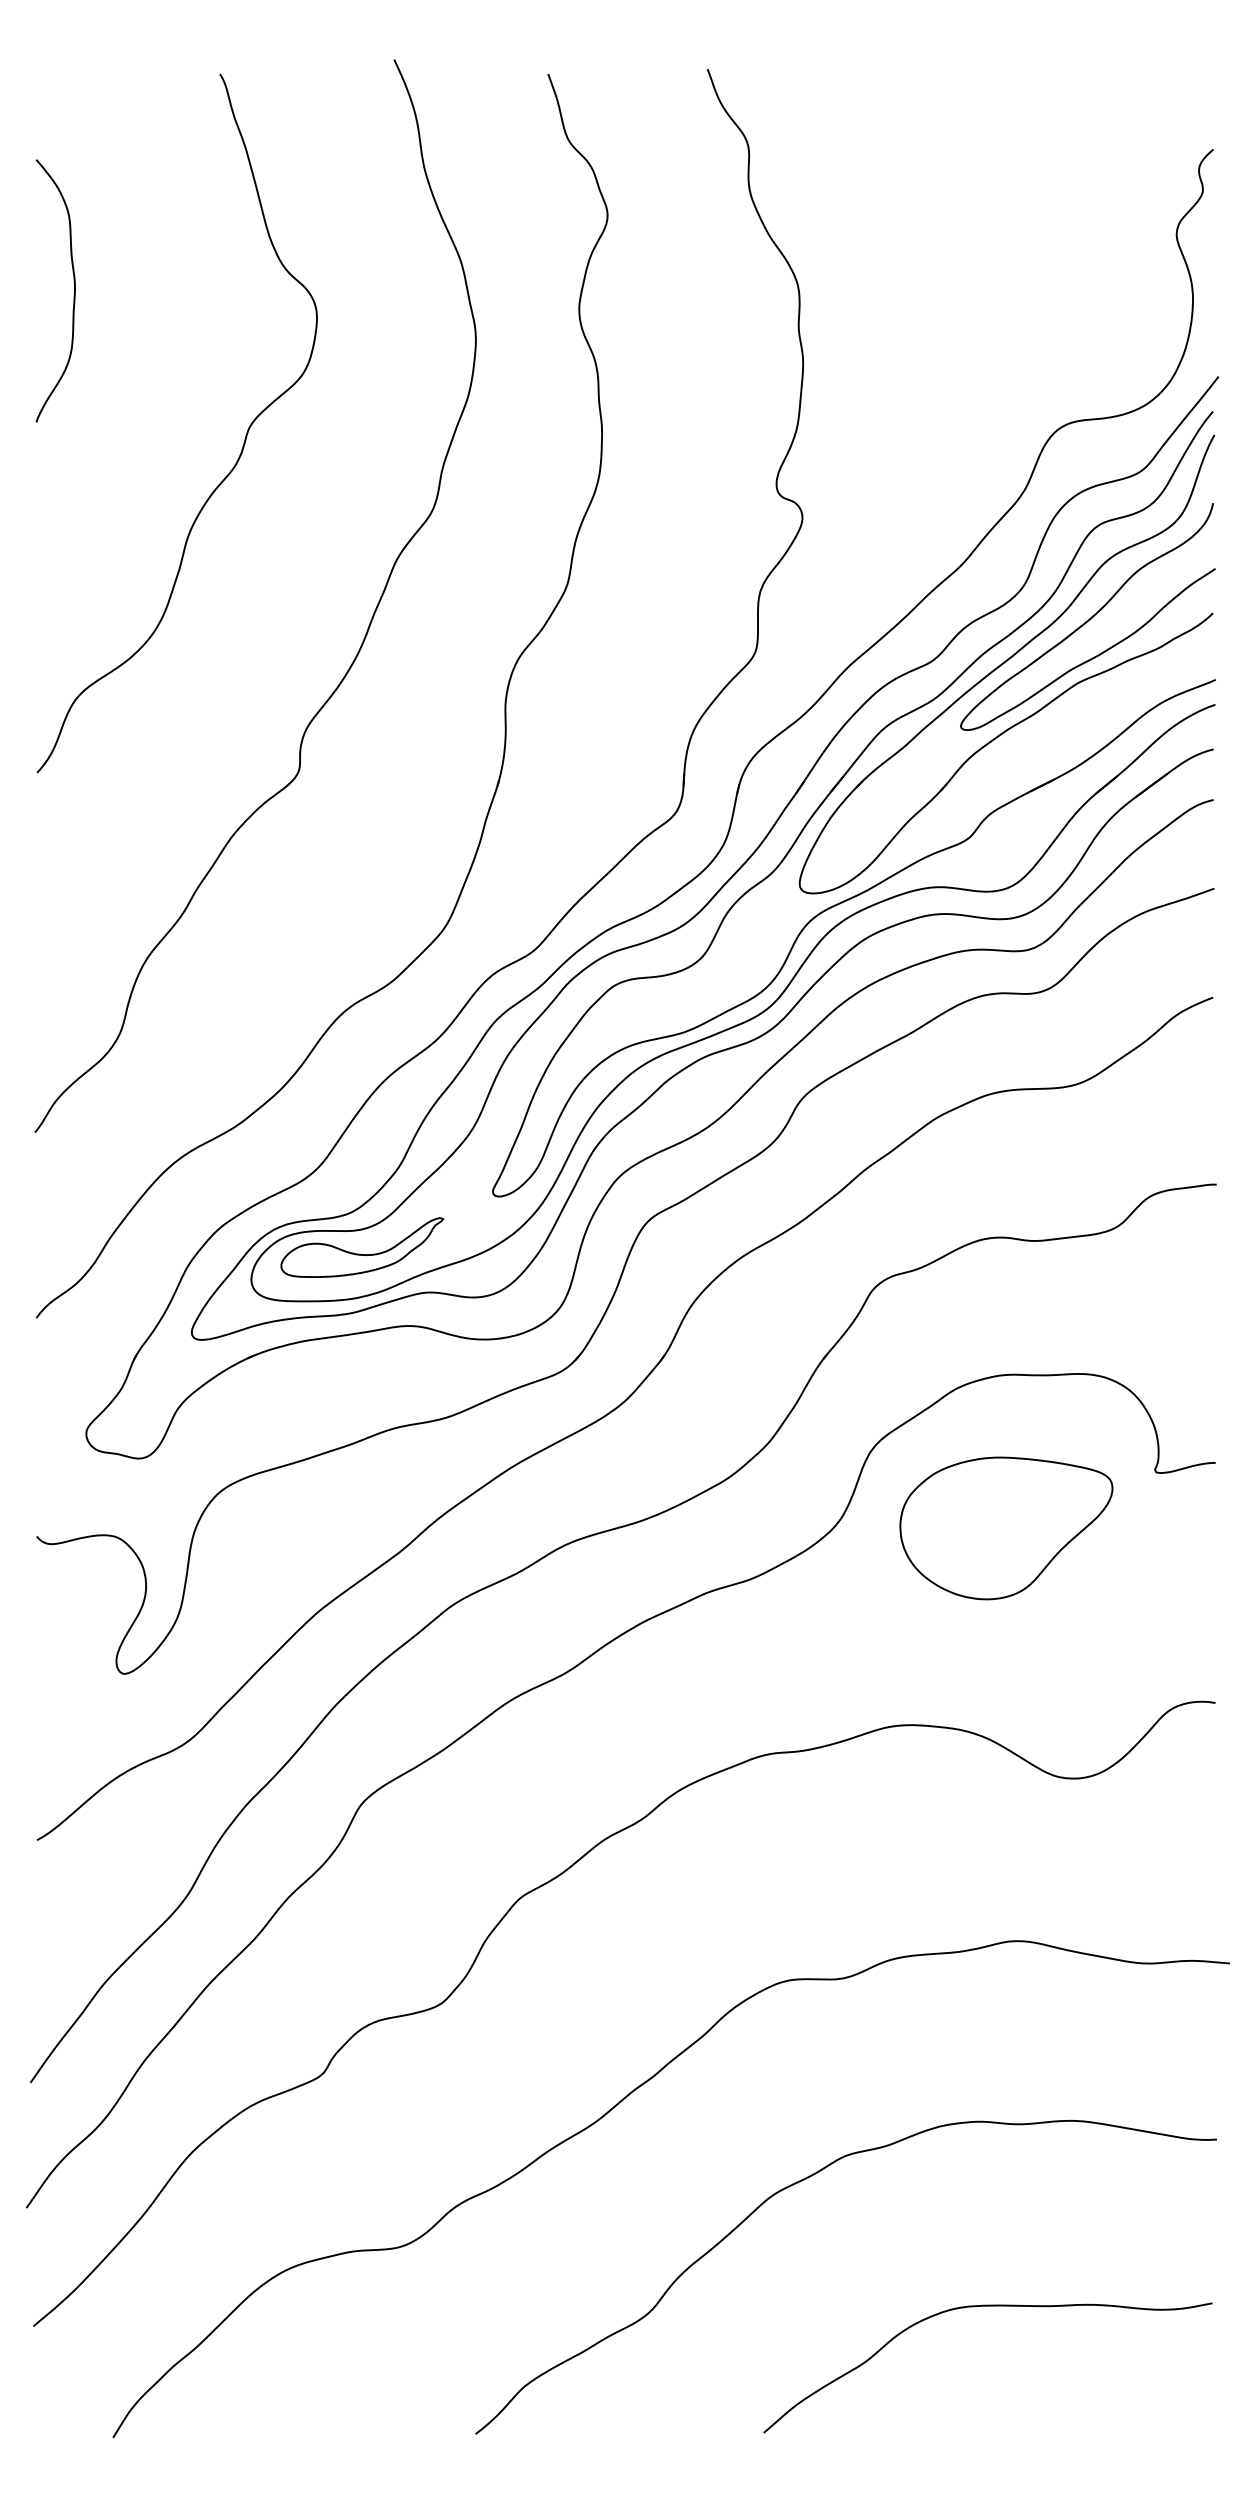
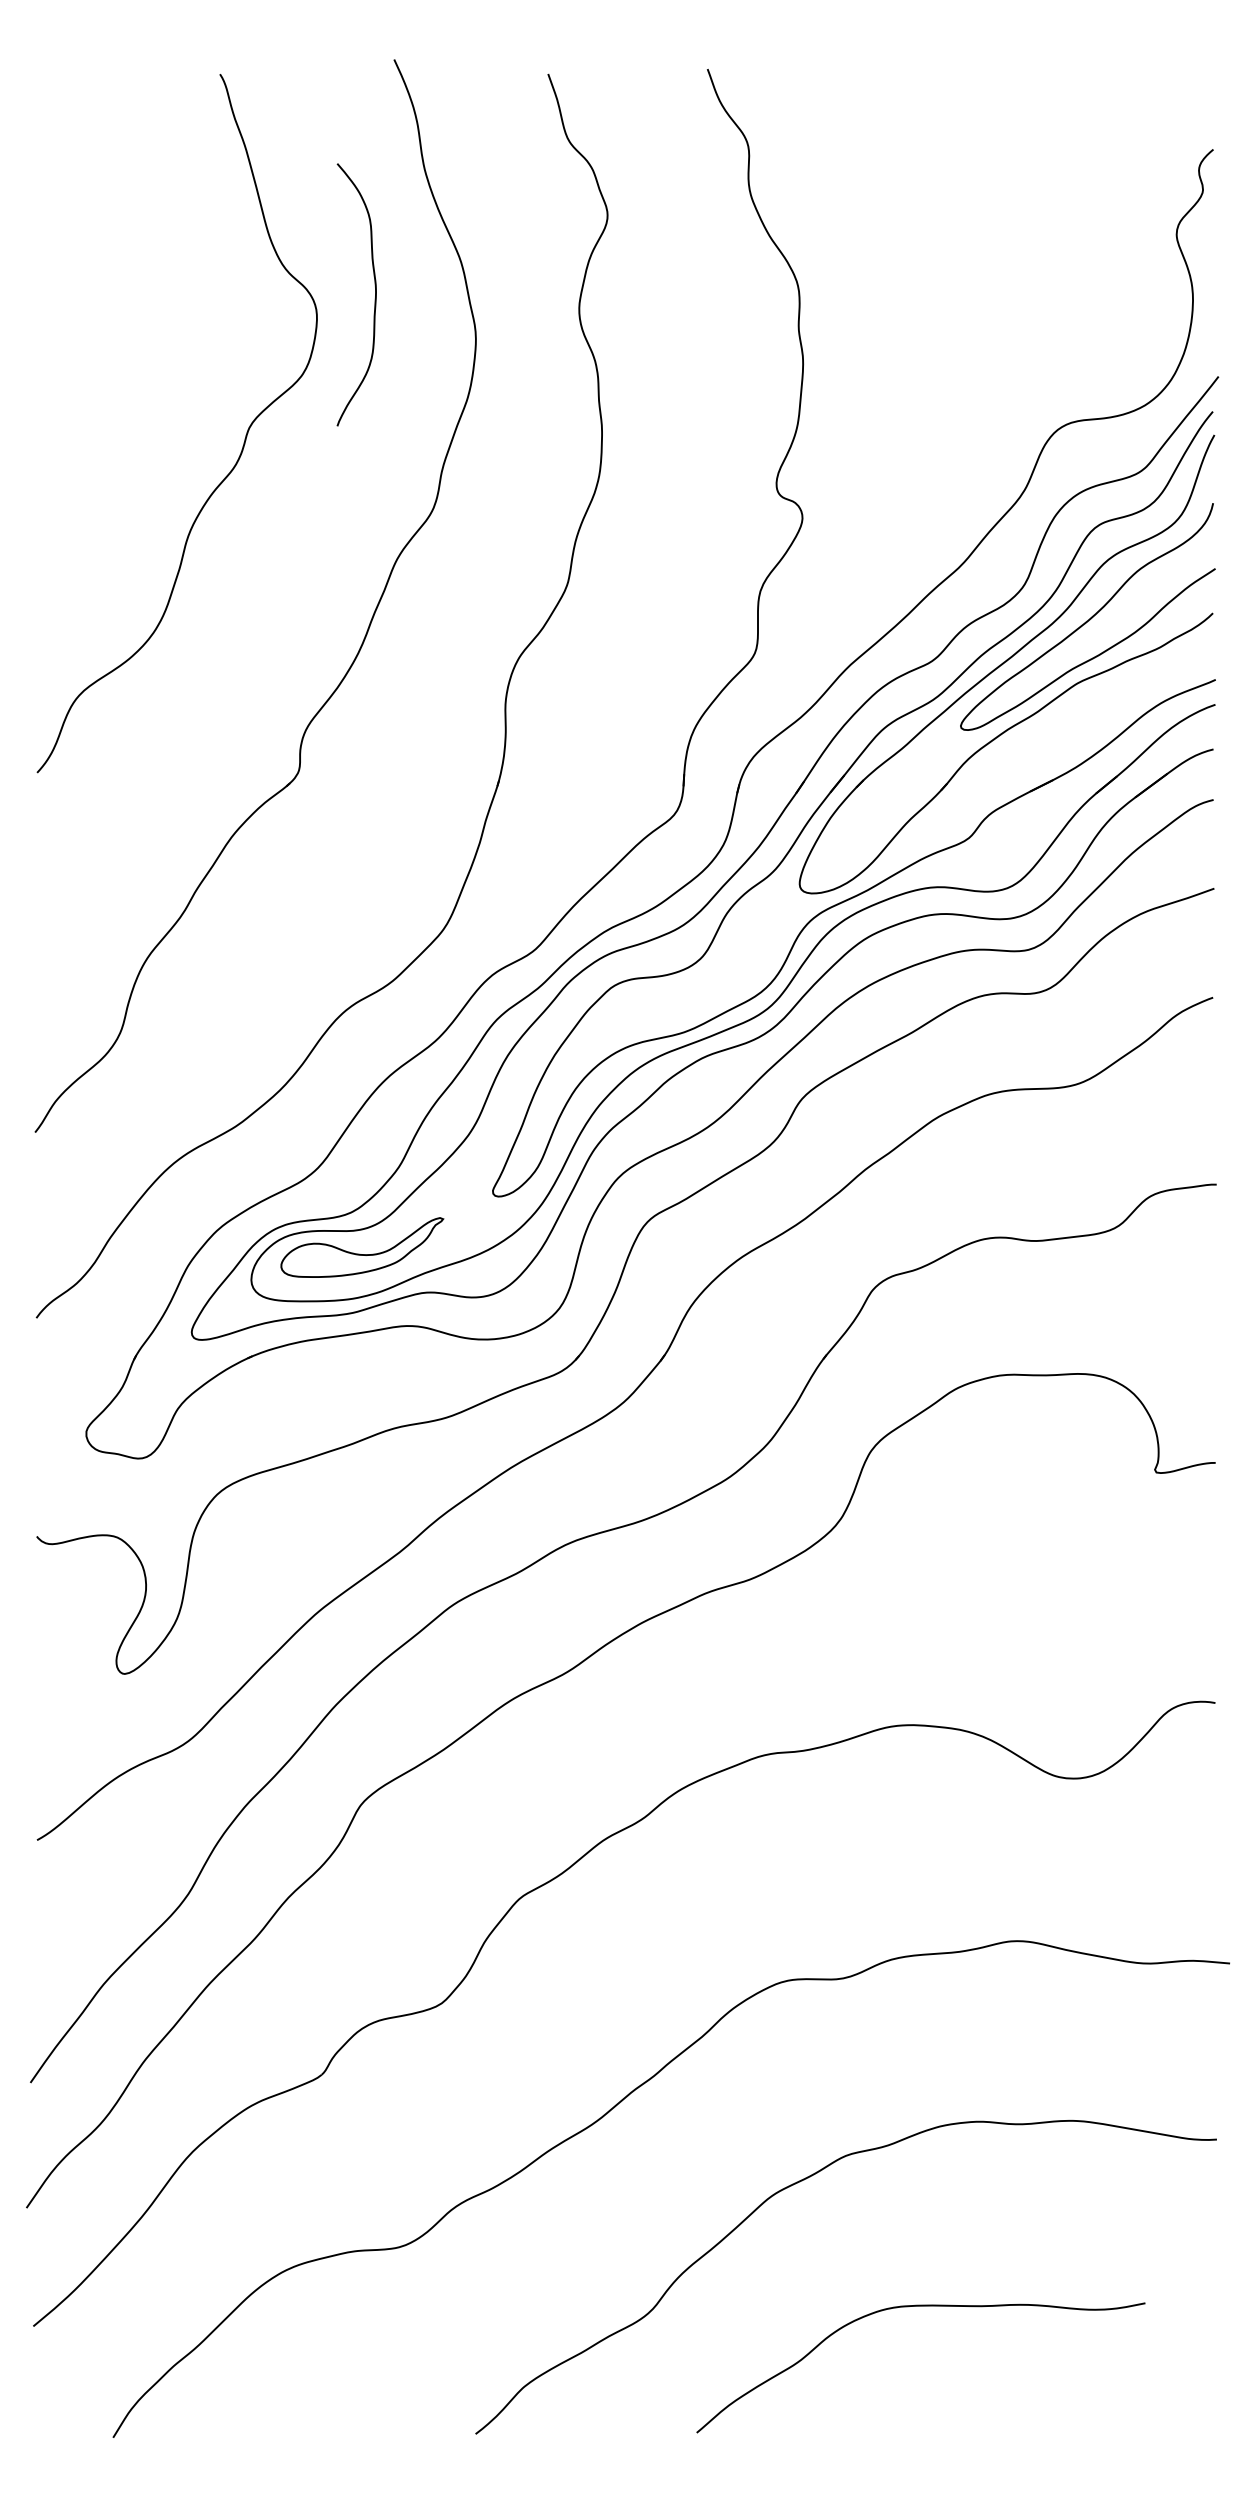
curve position: (73, 295) -> (374, 299) (374, 299)
part: present -> none (1006, 1528)
curve position: (987, 2306) -> (920, 2306) (920, 2306)
